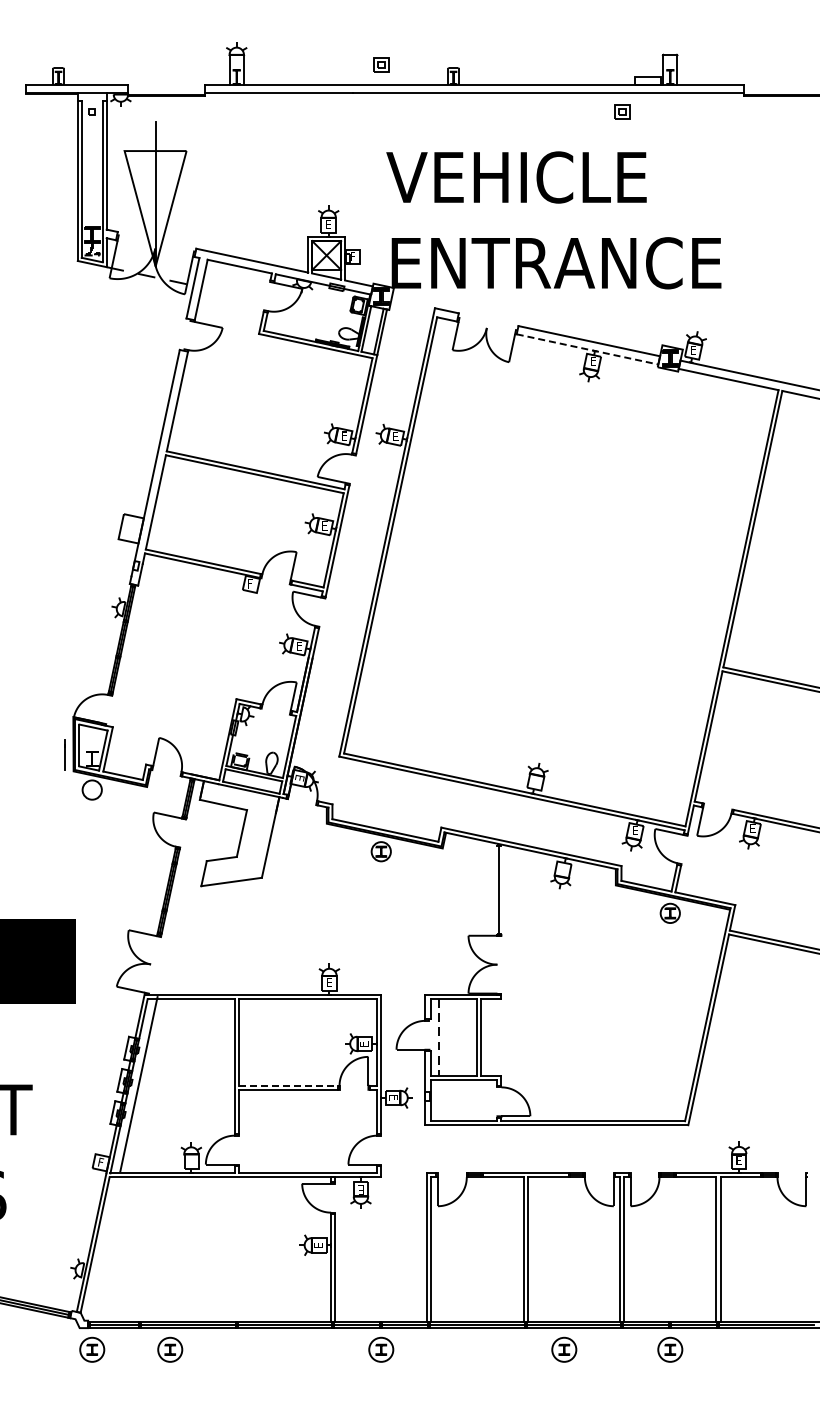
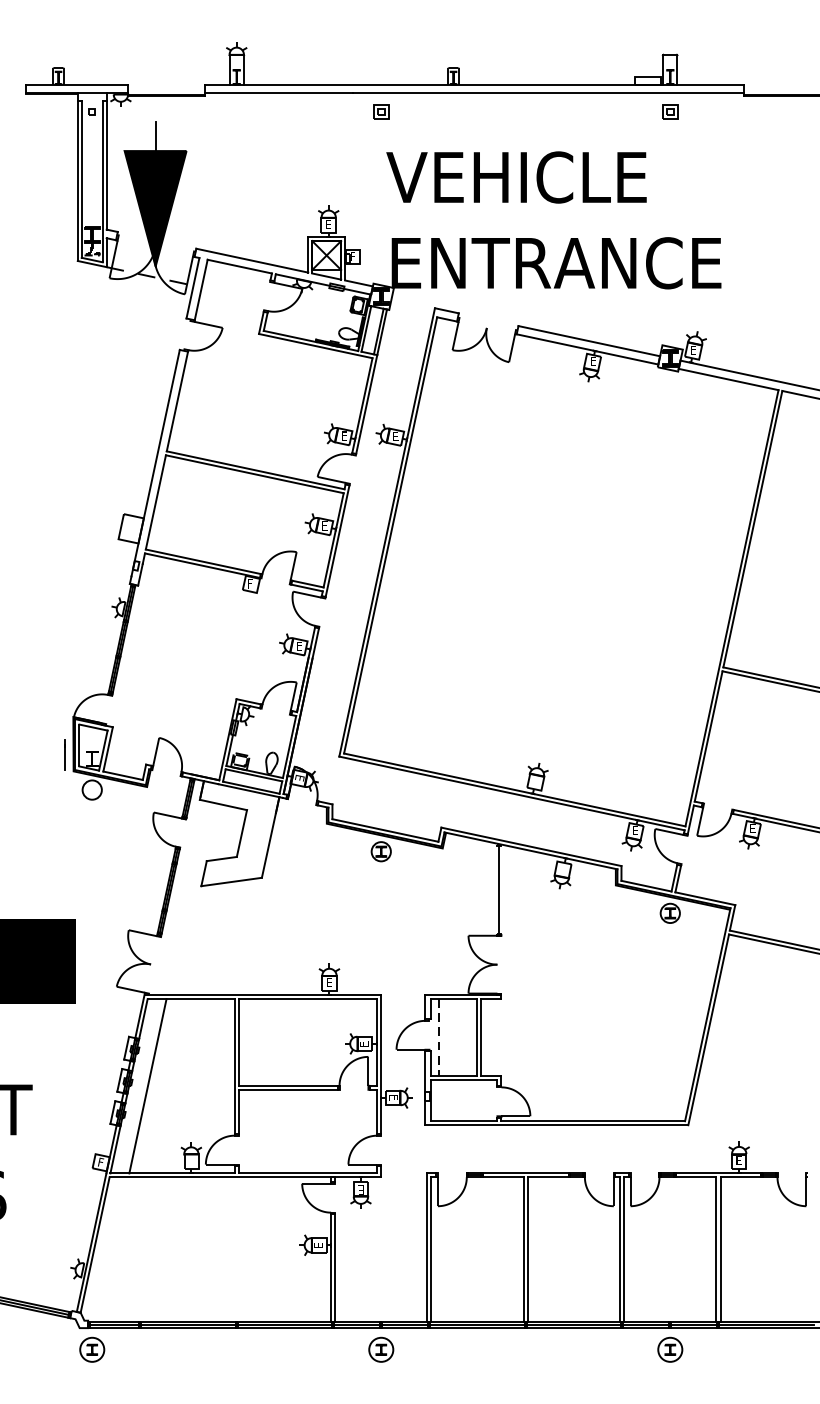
part position: (381, 64) -> (381, 111) (381, 111)
part position: (622, 111) -> (670, 111) (670, 111)
fill: none -> present (155, 208)
line: dashed -> solid (588, 349)
line position: (138, 1084) -> (147, 1086) (147, 1086)
line: dashed -> solid (288, 1085)
part: present -> none (170, 1349)
part: present -> none (564, 1349)
